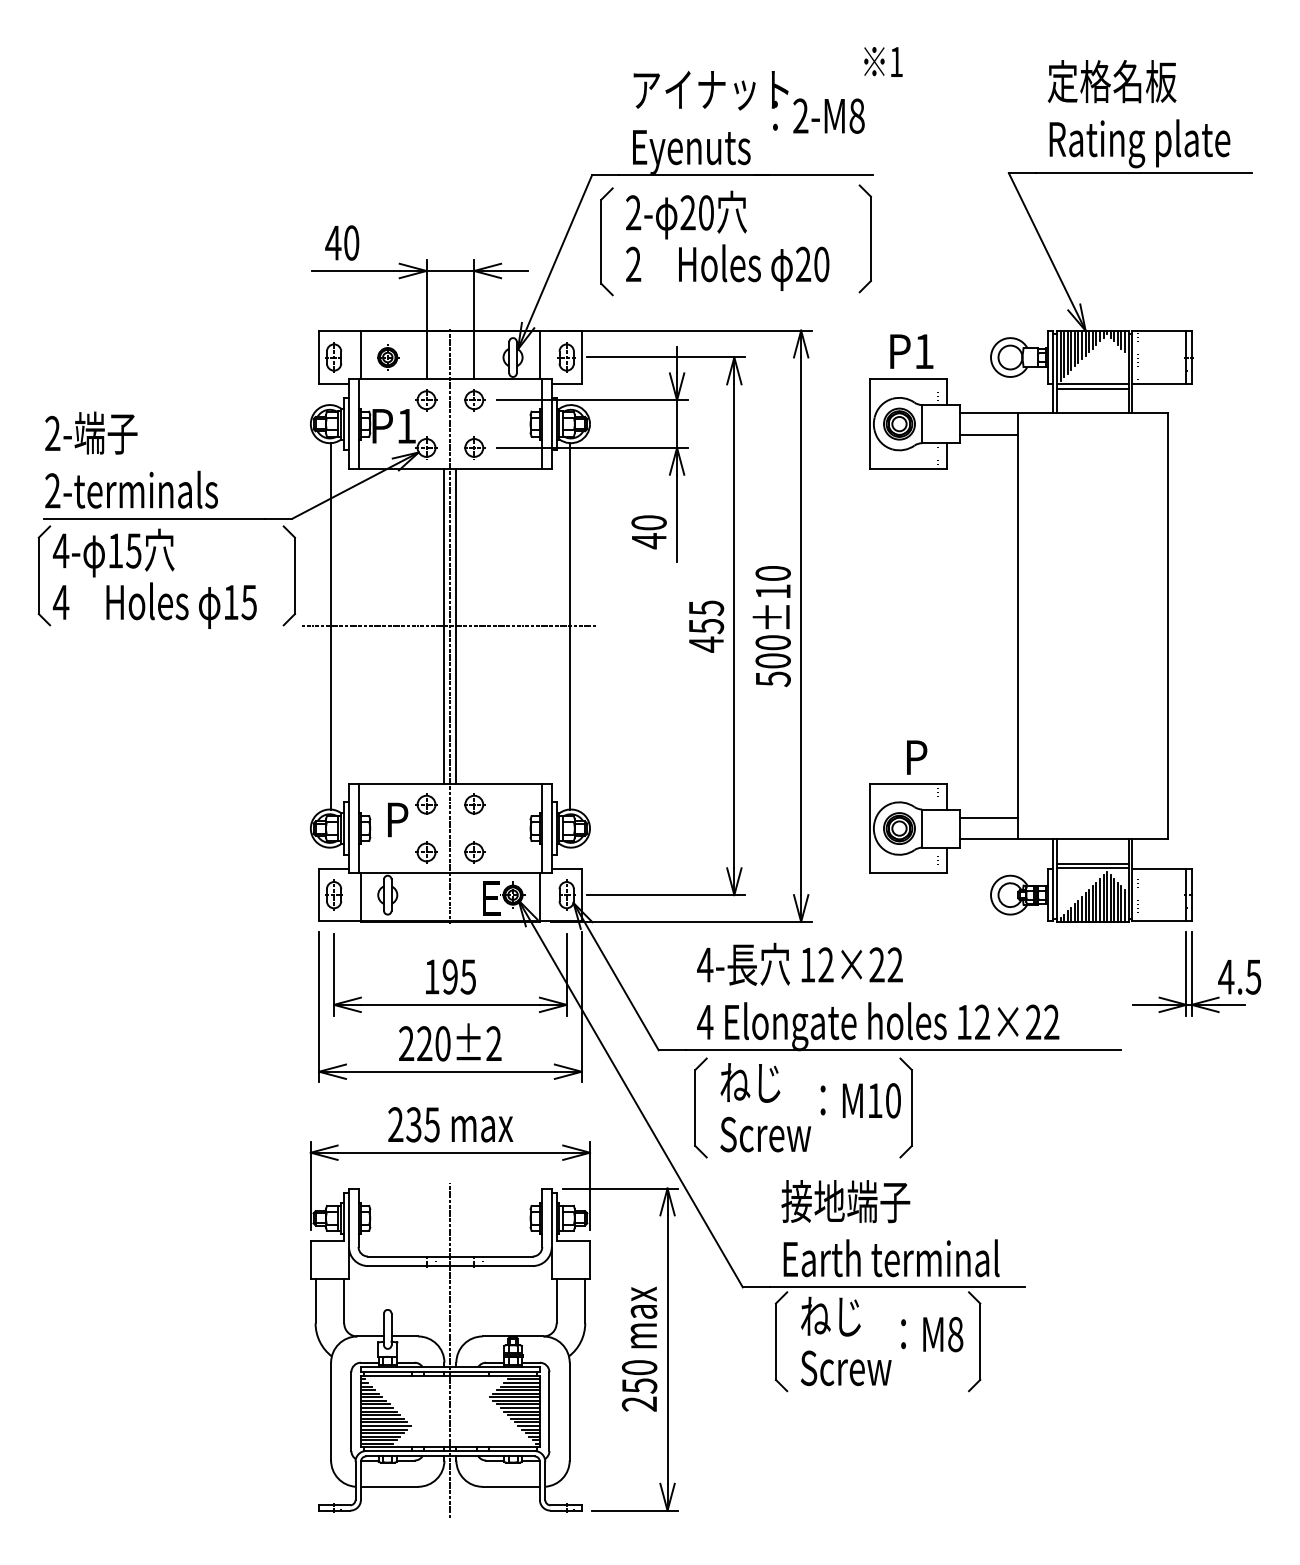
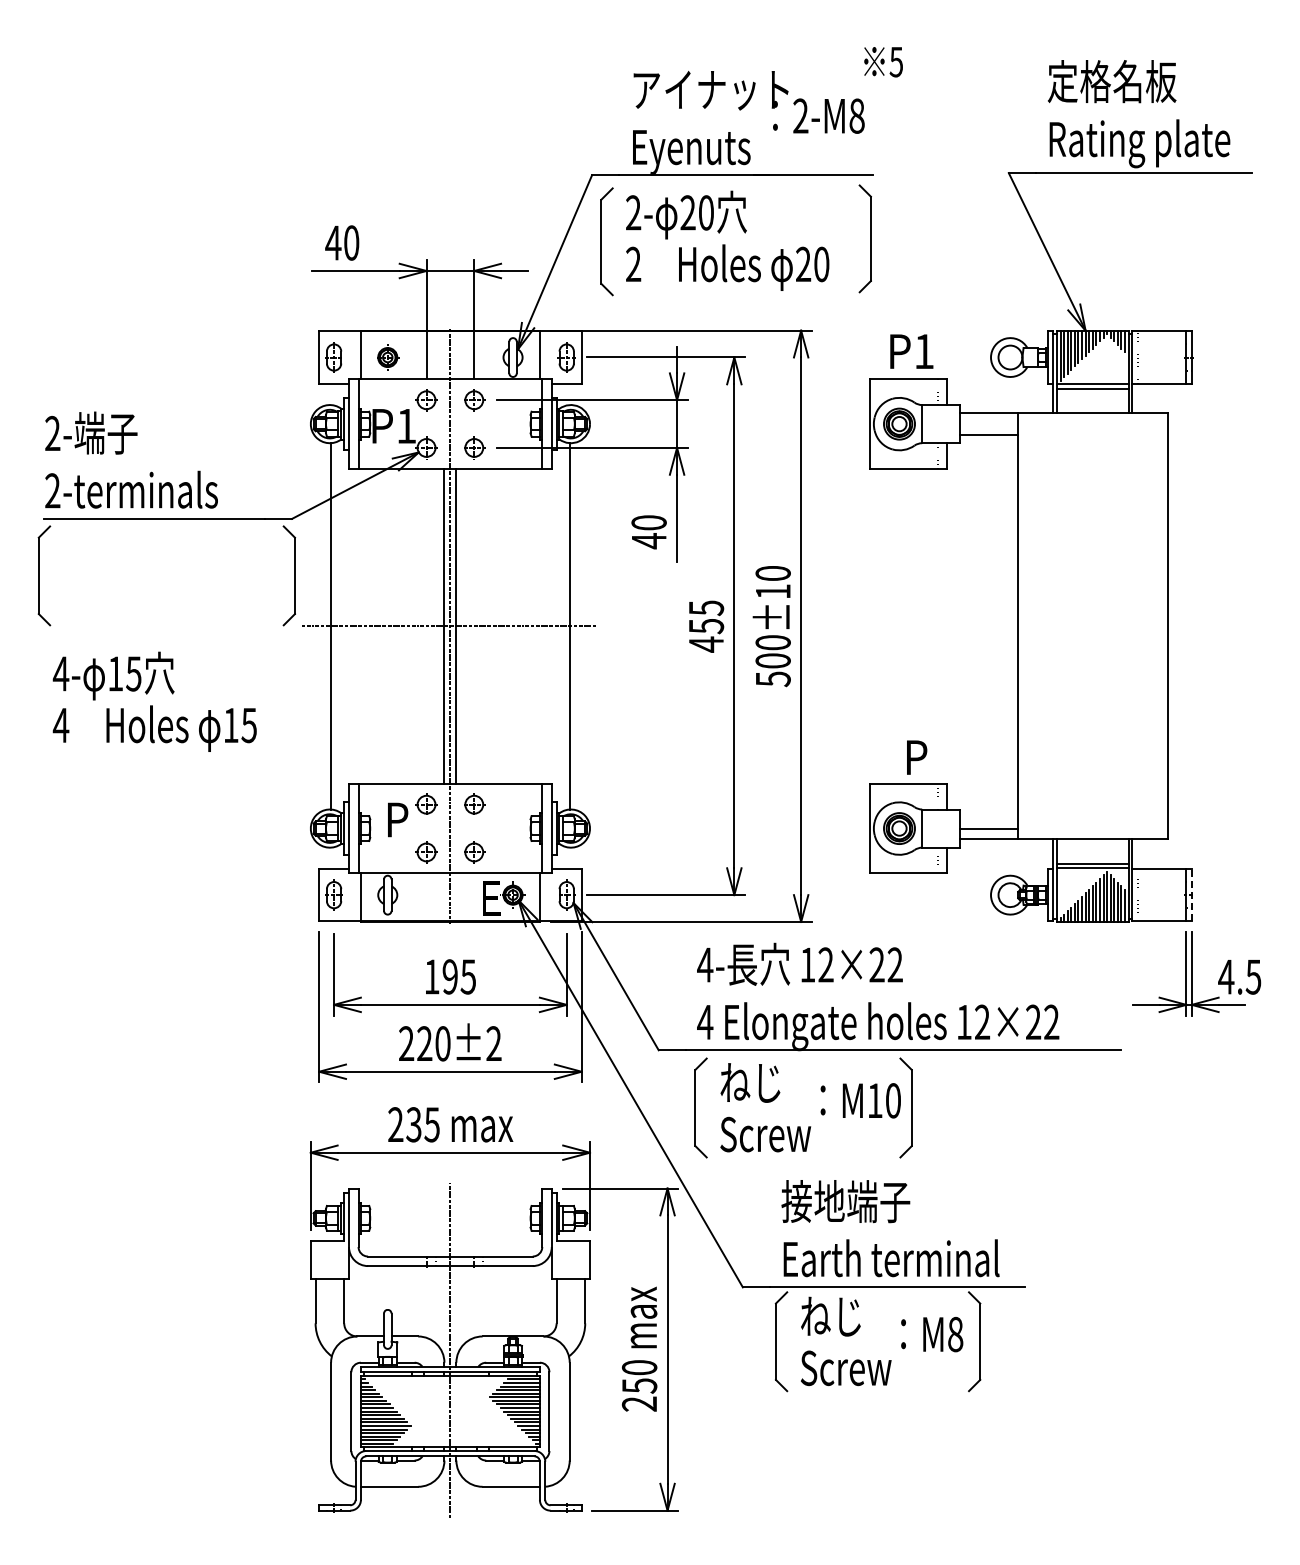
text: 1 -> 5 (895, 62)
text position: (154, 578) -> (154, 701) (154, 701)
line position: (988, 817) -> (988, 828) (988, 828)
line: solid -> dashed (1191, 894)
